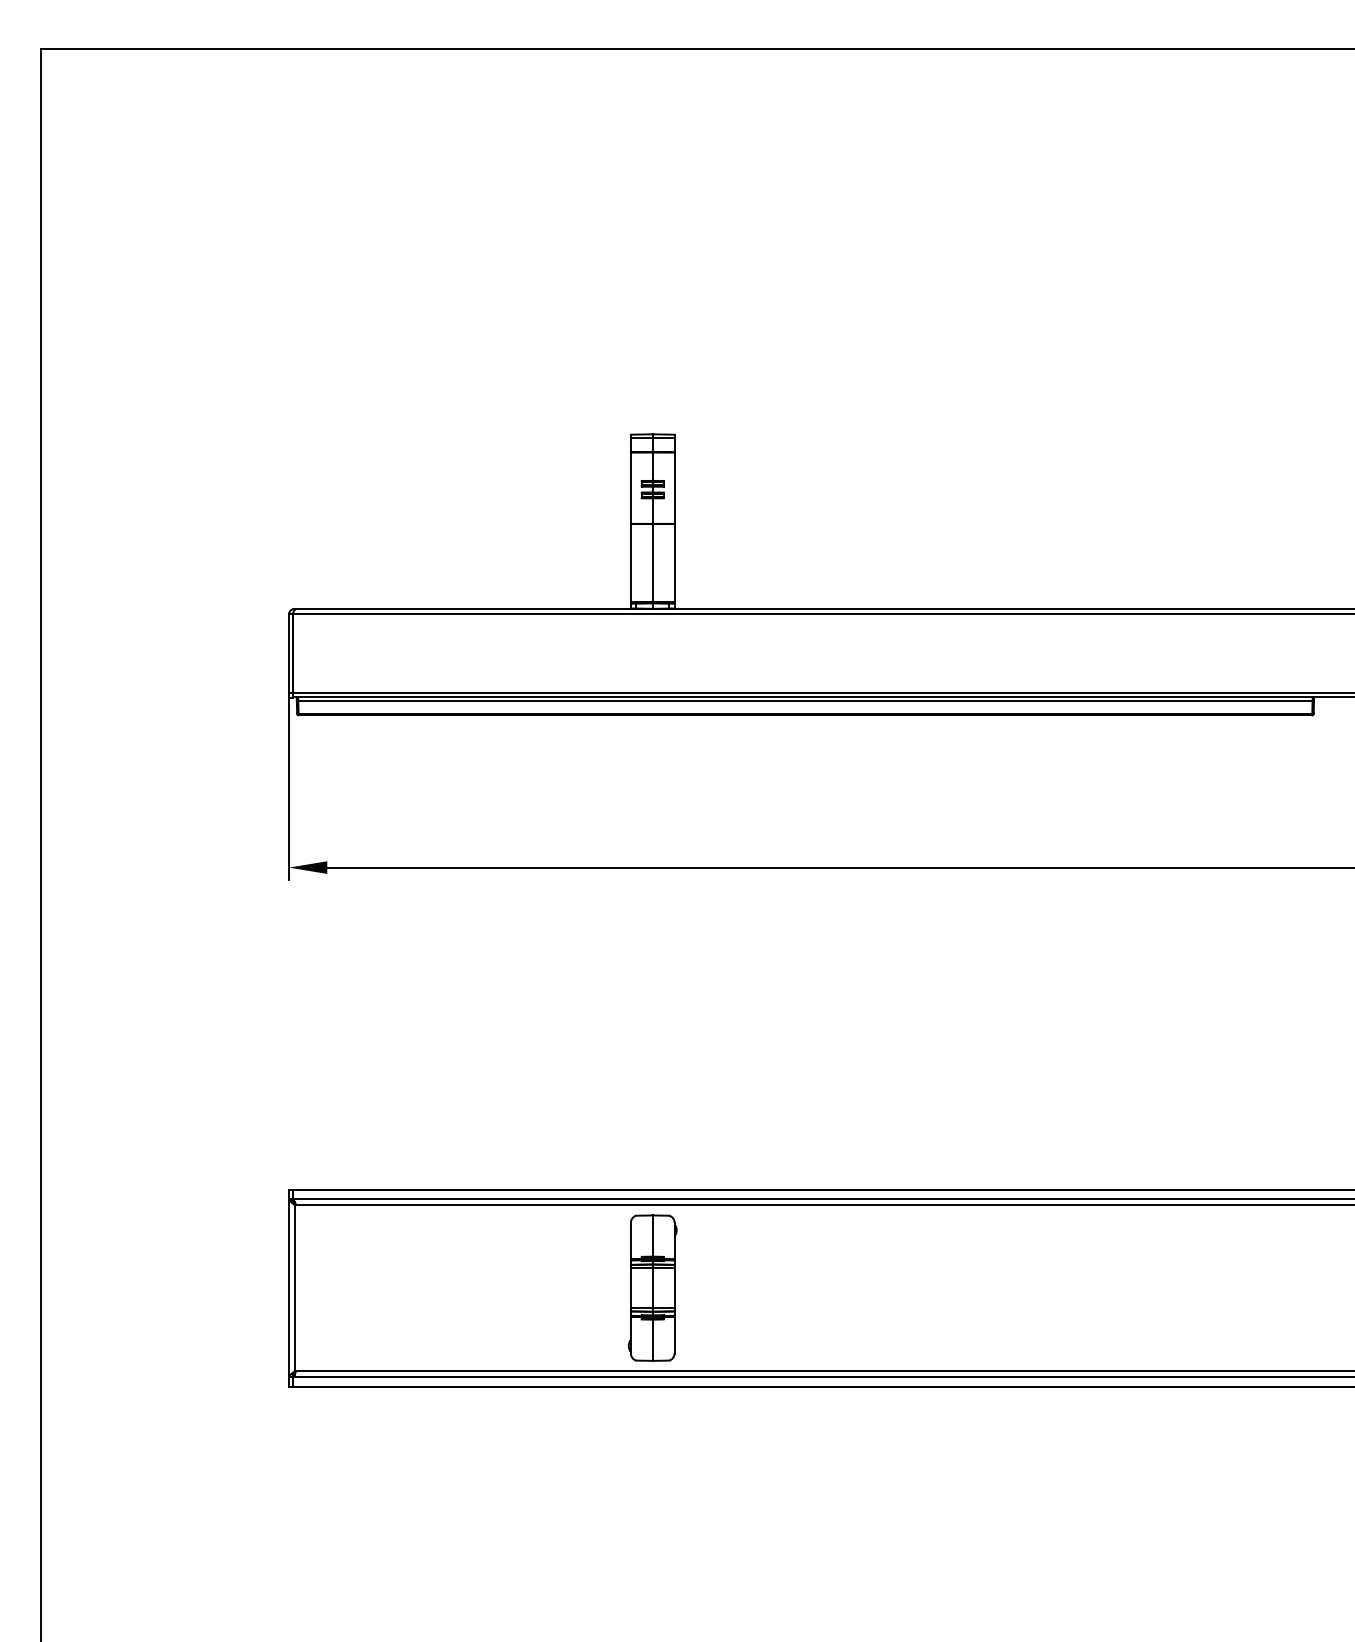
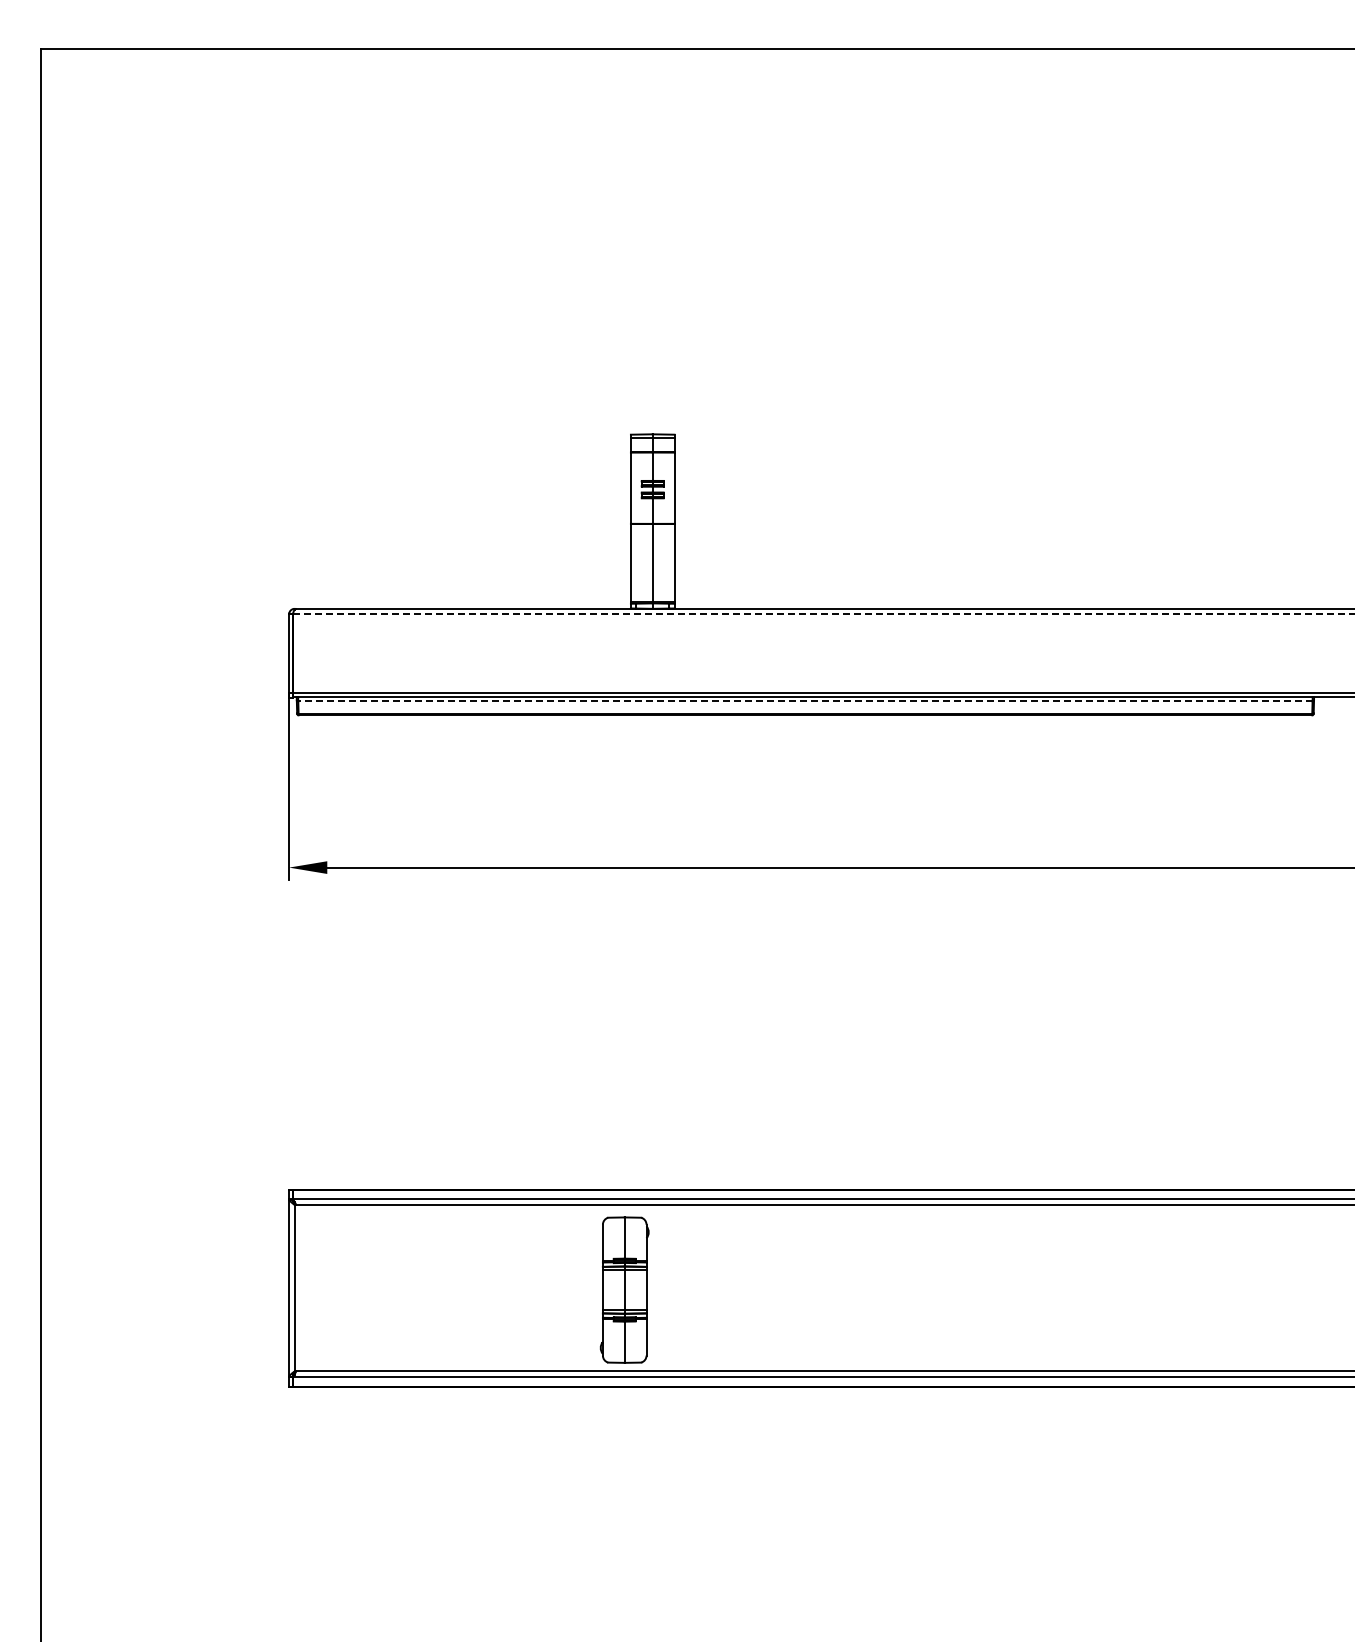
line: solid -> dashed (824, 613)
line: solid -> dashed (804, 701)
part position: (652, 1287) -> (624, 1289) (624, 1289)
